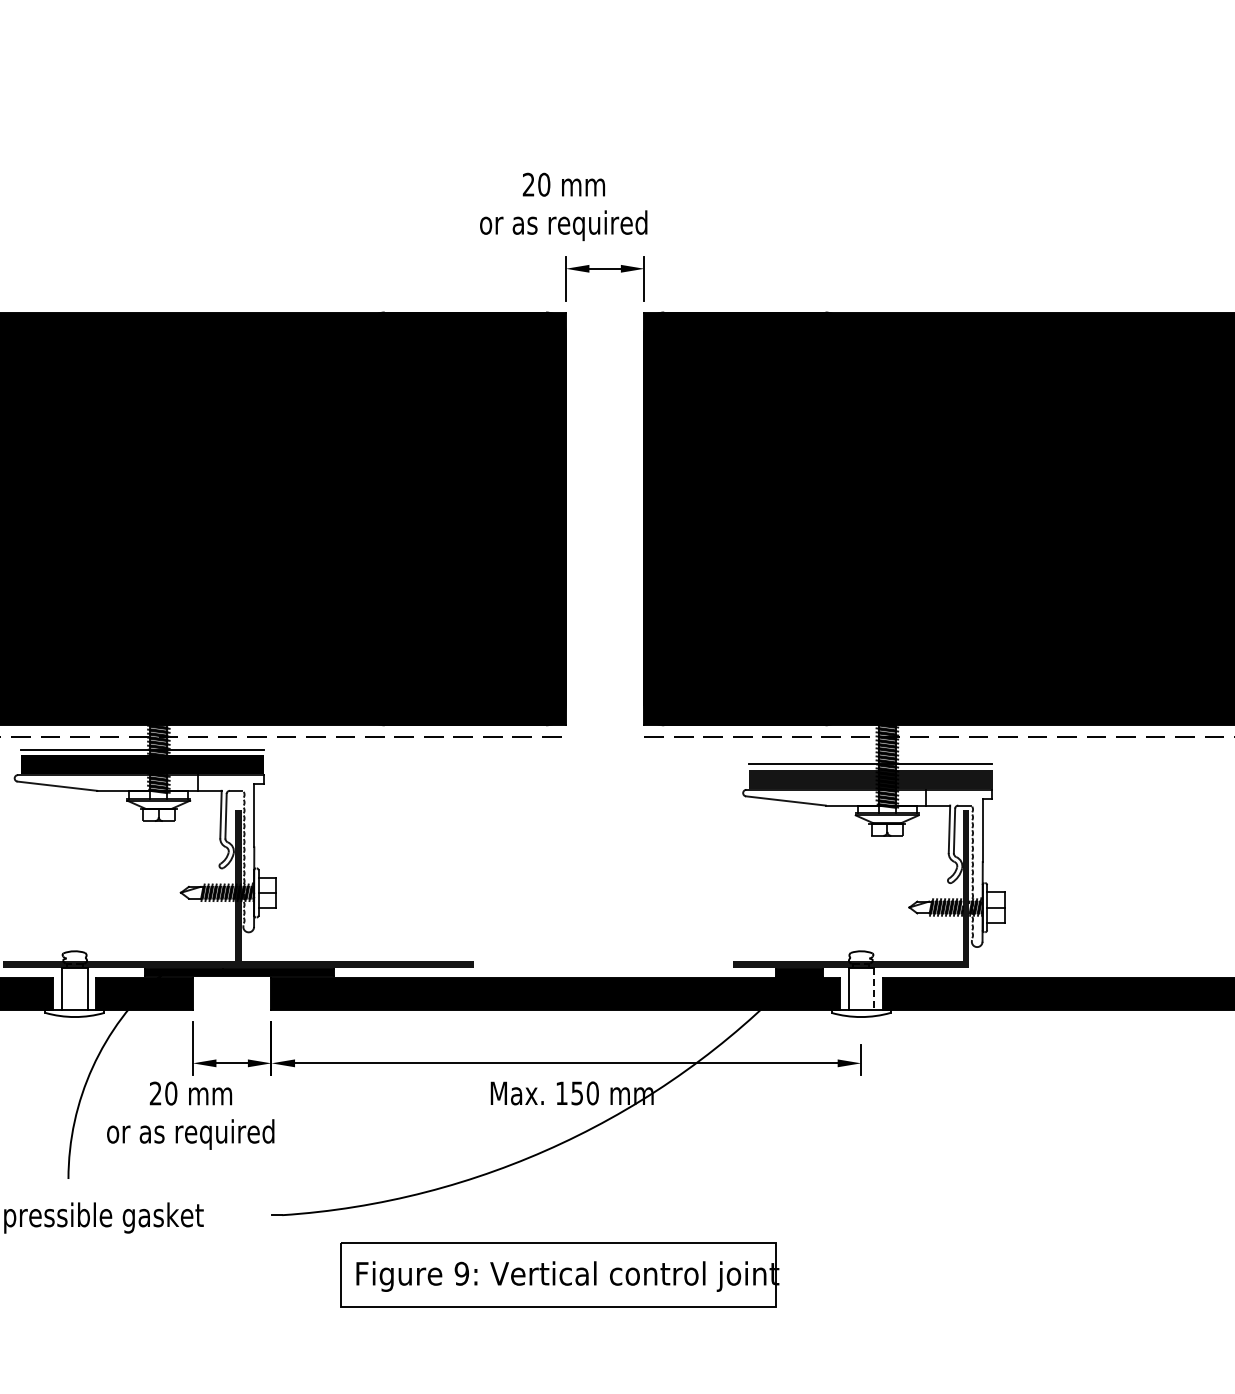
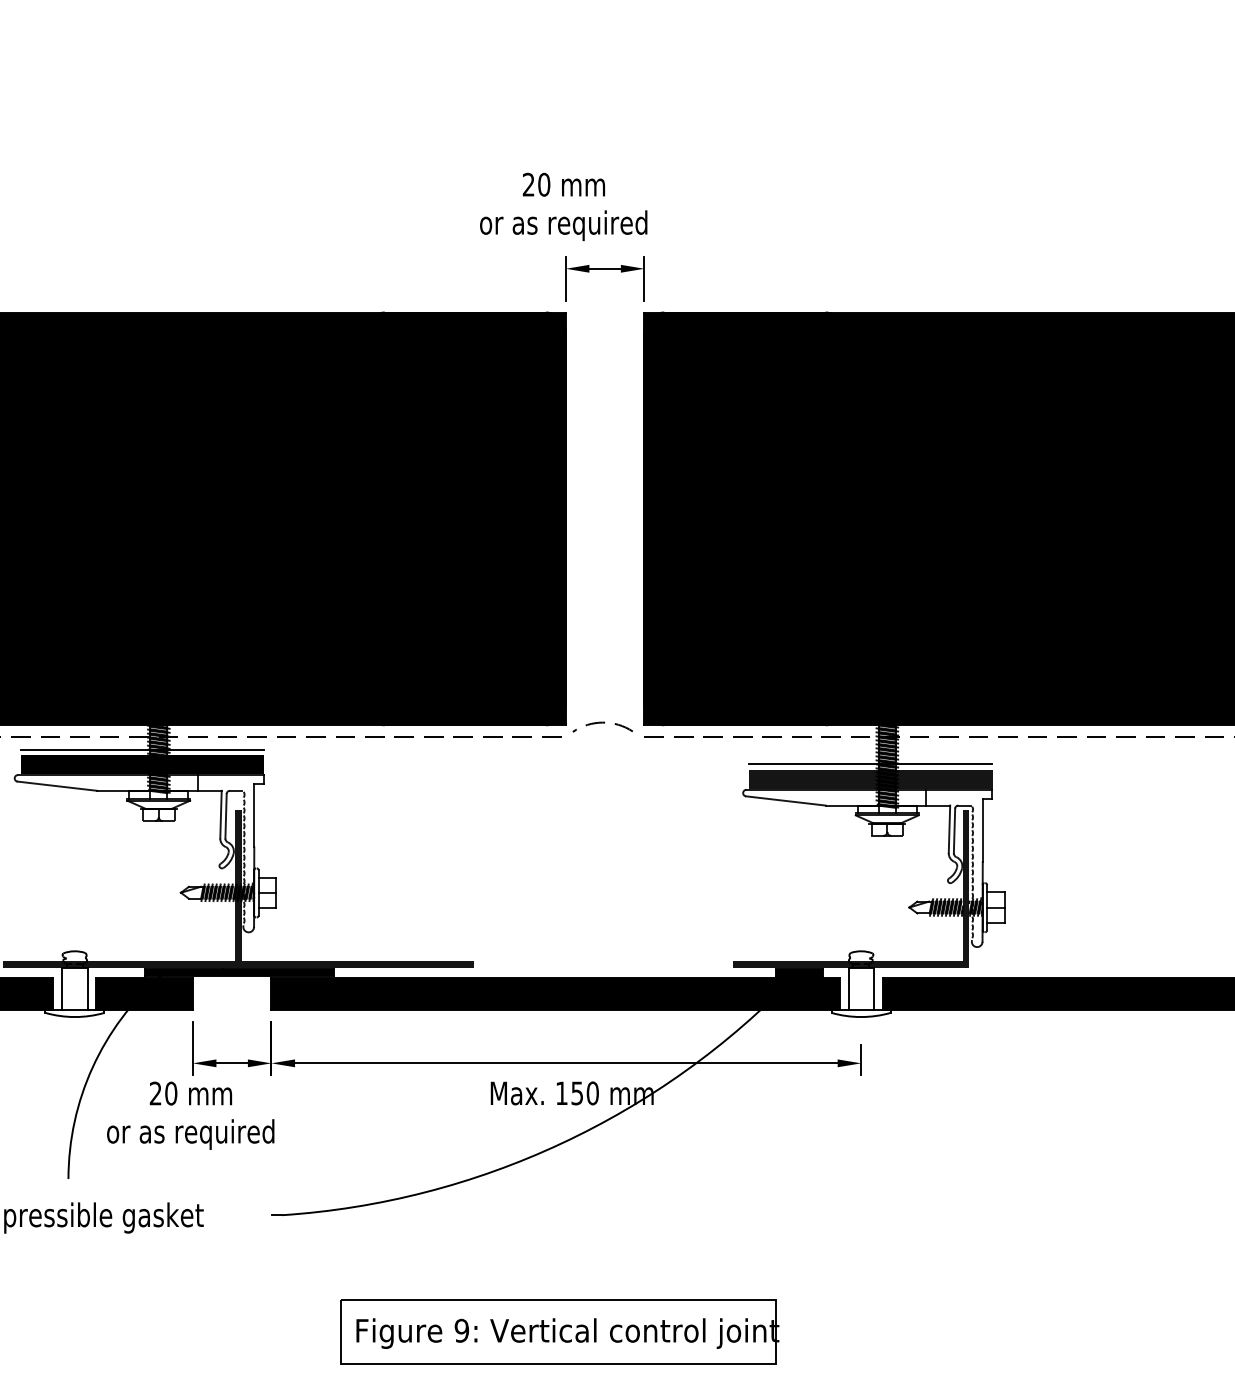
arc: none -> present (602, 723)
line: dashed -> solid (873, 988)
part position: (559, 1274) -> (559, 1331) (559, 1331)
